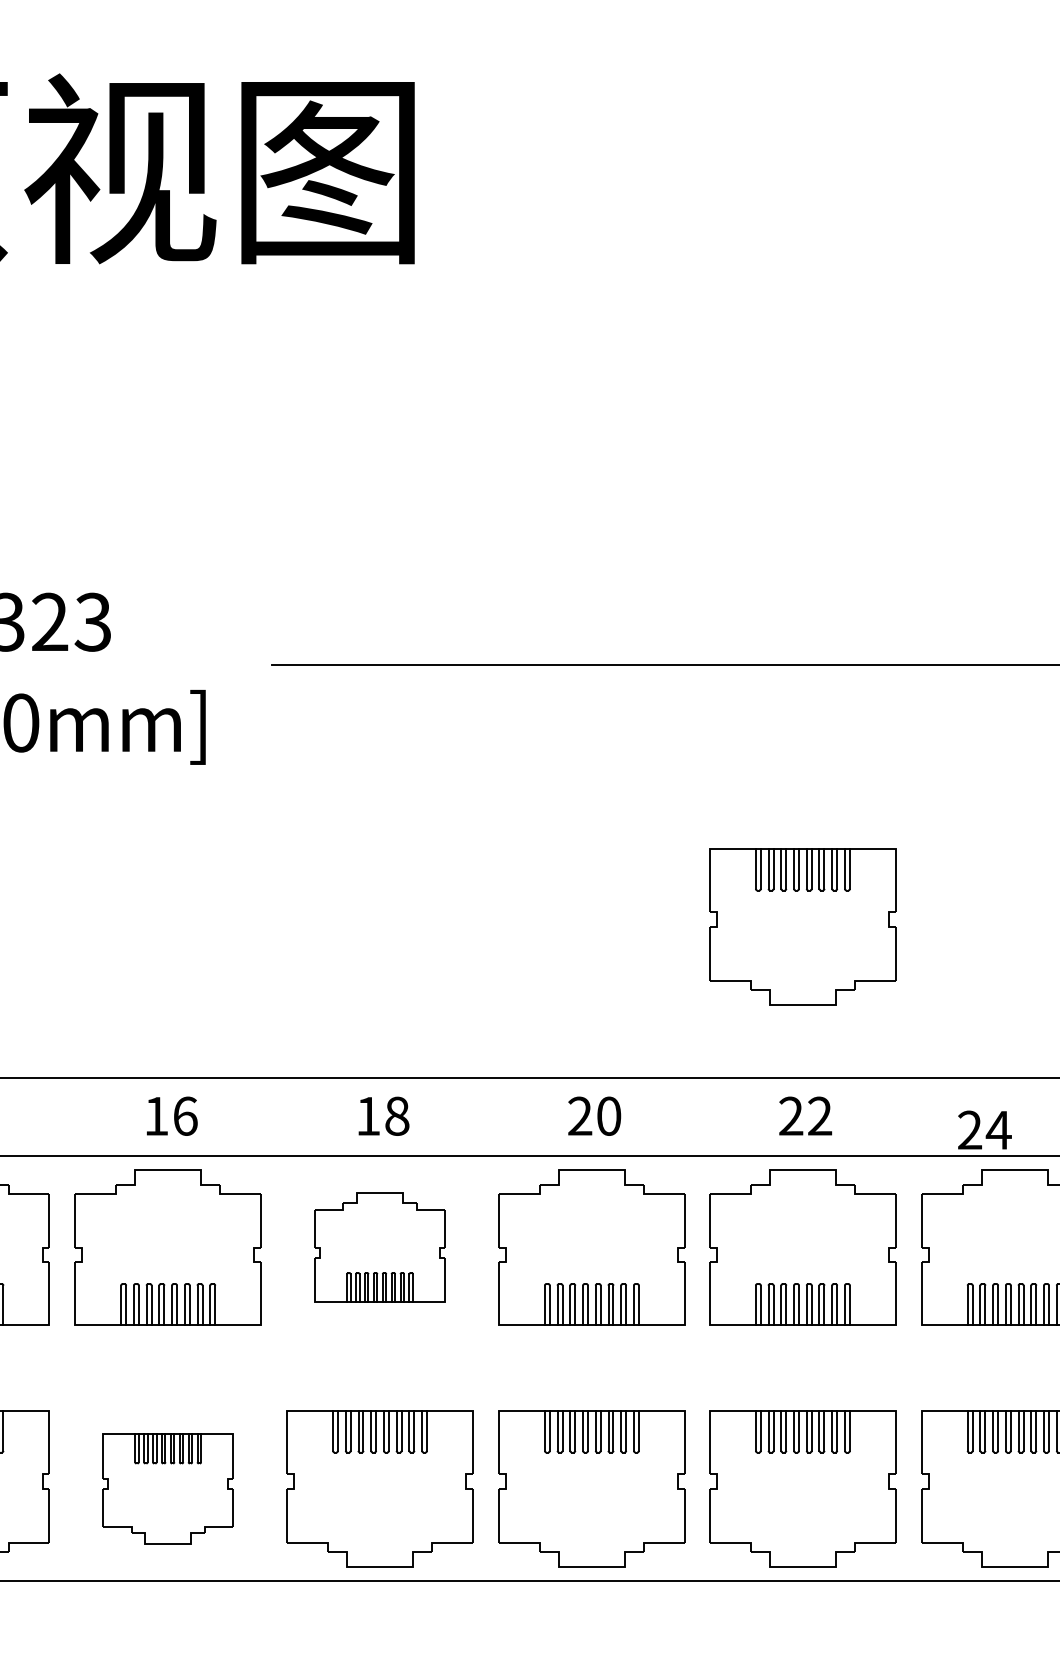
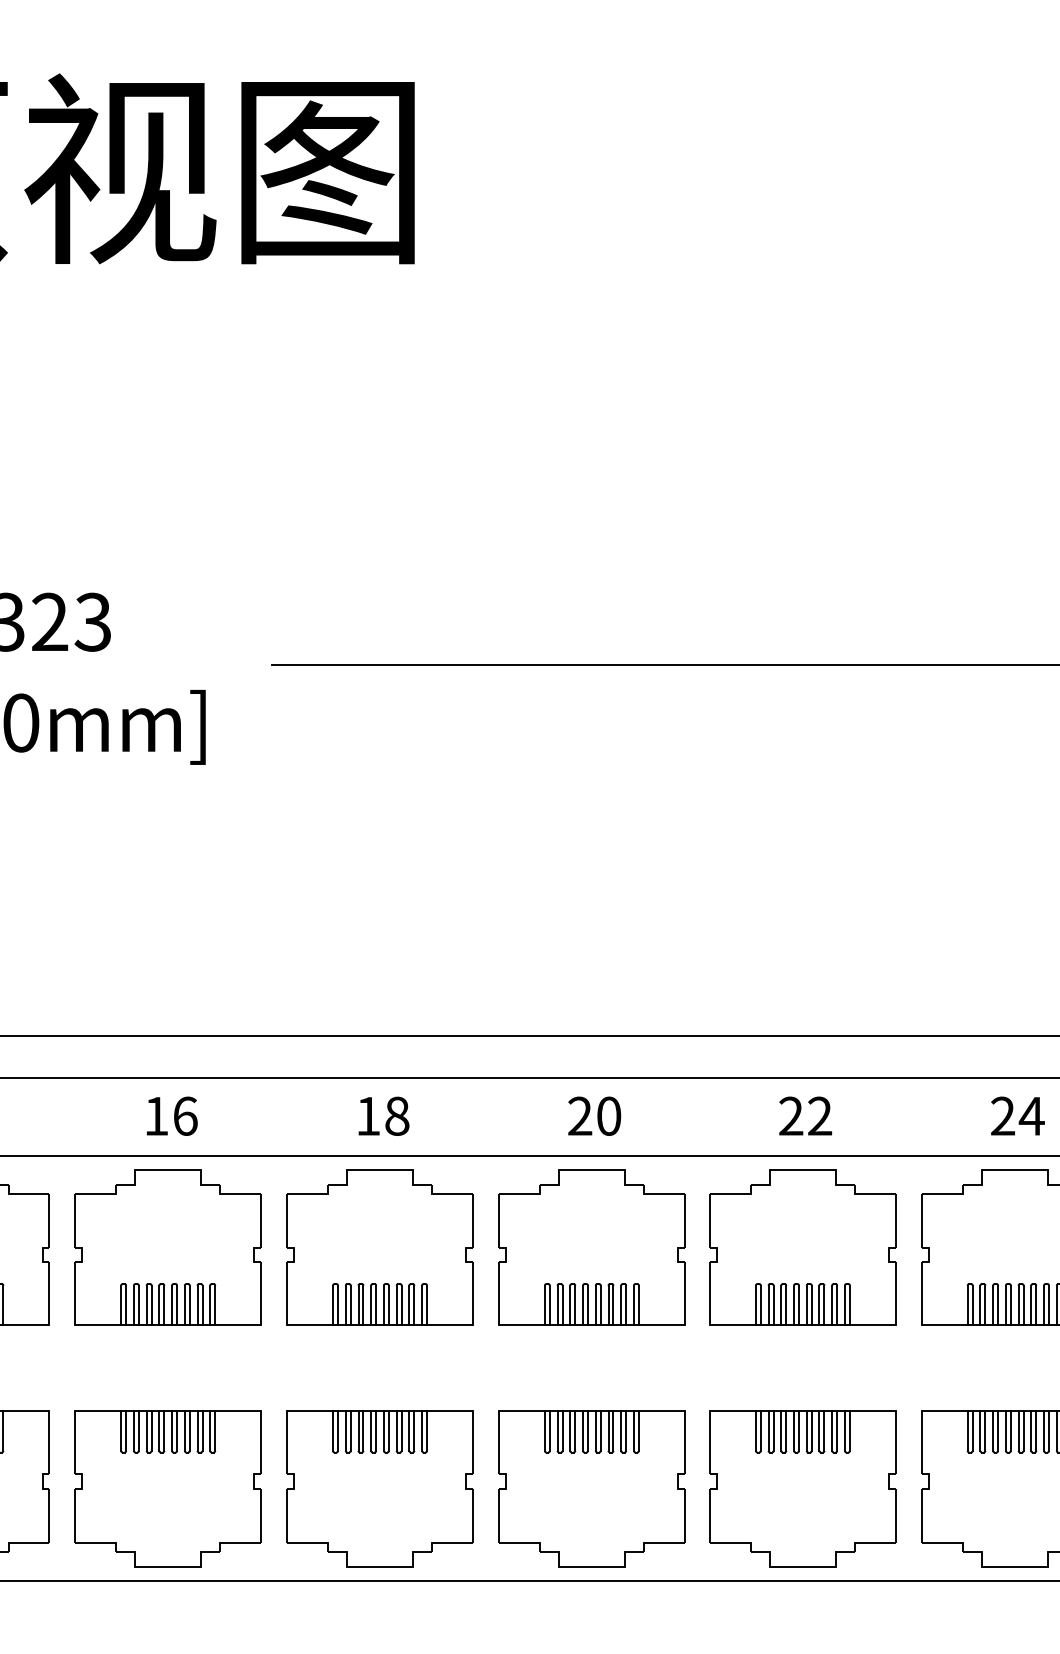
part: present -> none (802, 926)
line: none -> present (529, 1035)
text position: (984, 1129) -> (1017, 1115) (1017, 1115)
part size: 132x111 px -> 188x157 px (379, 1247)
part size: 132x112 px -> 188x158 px (167, 1488)
